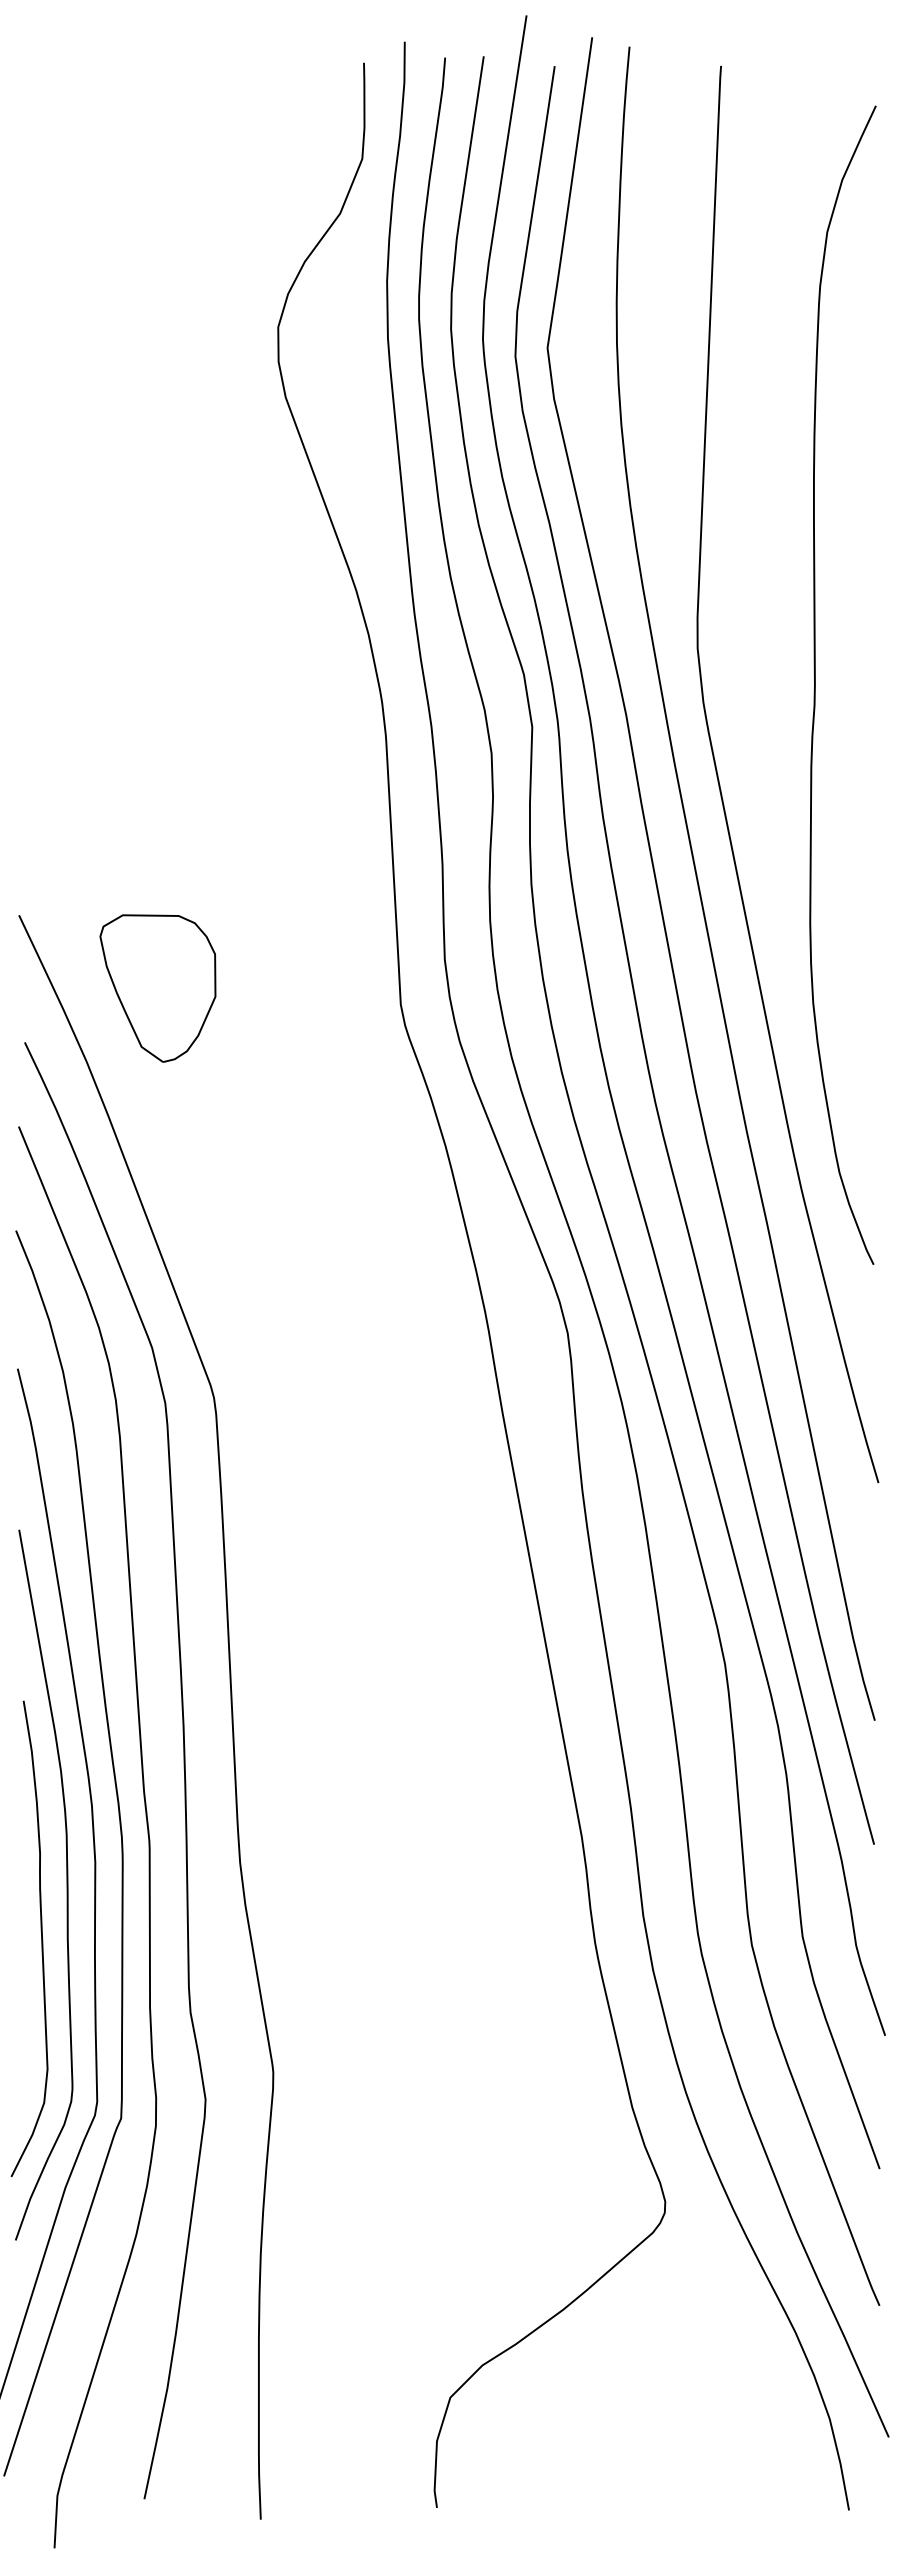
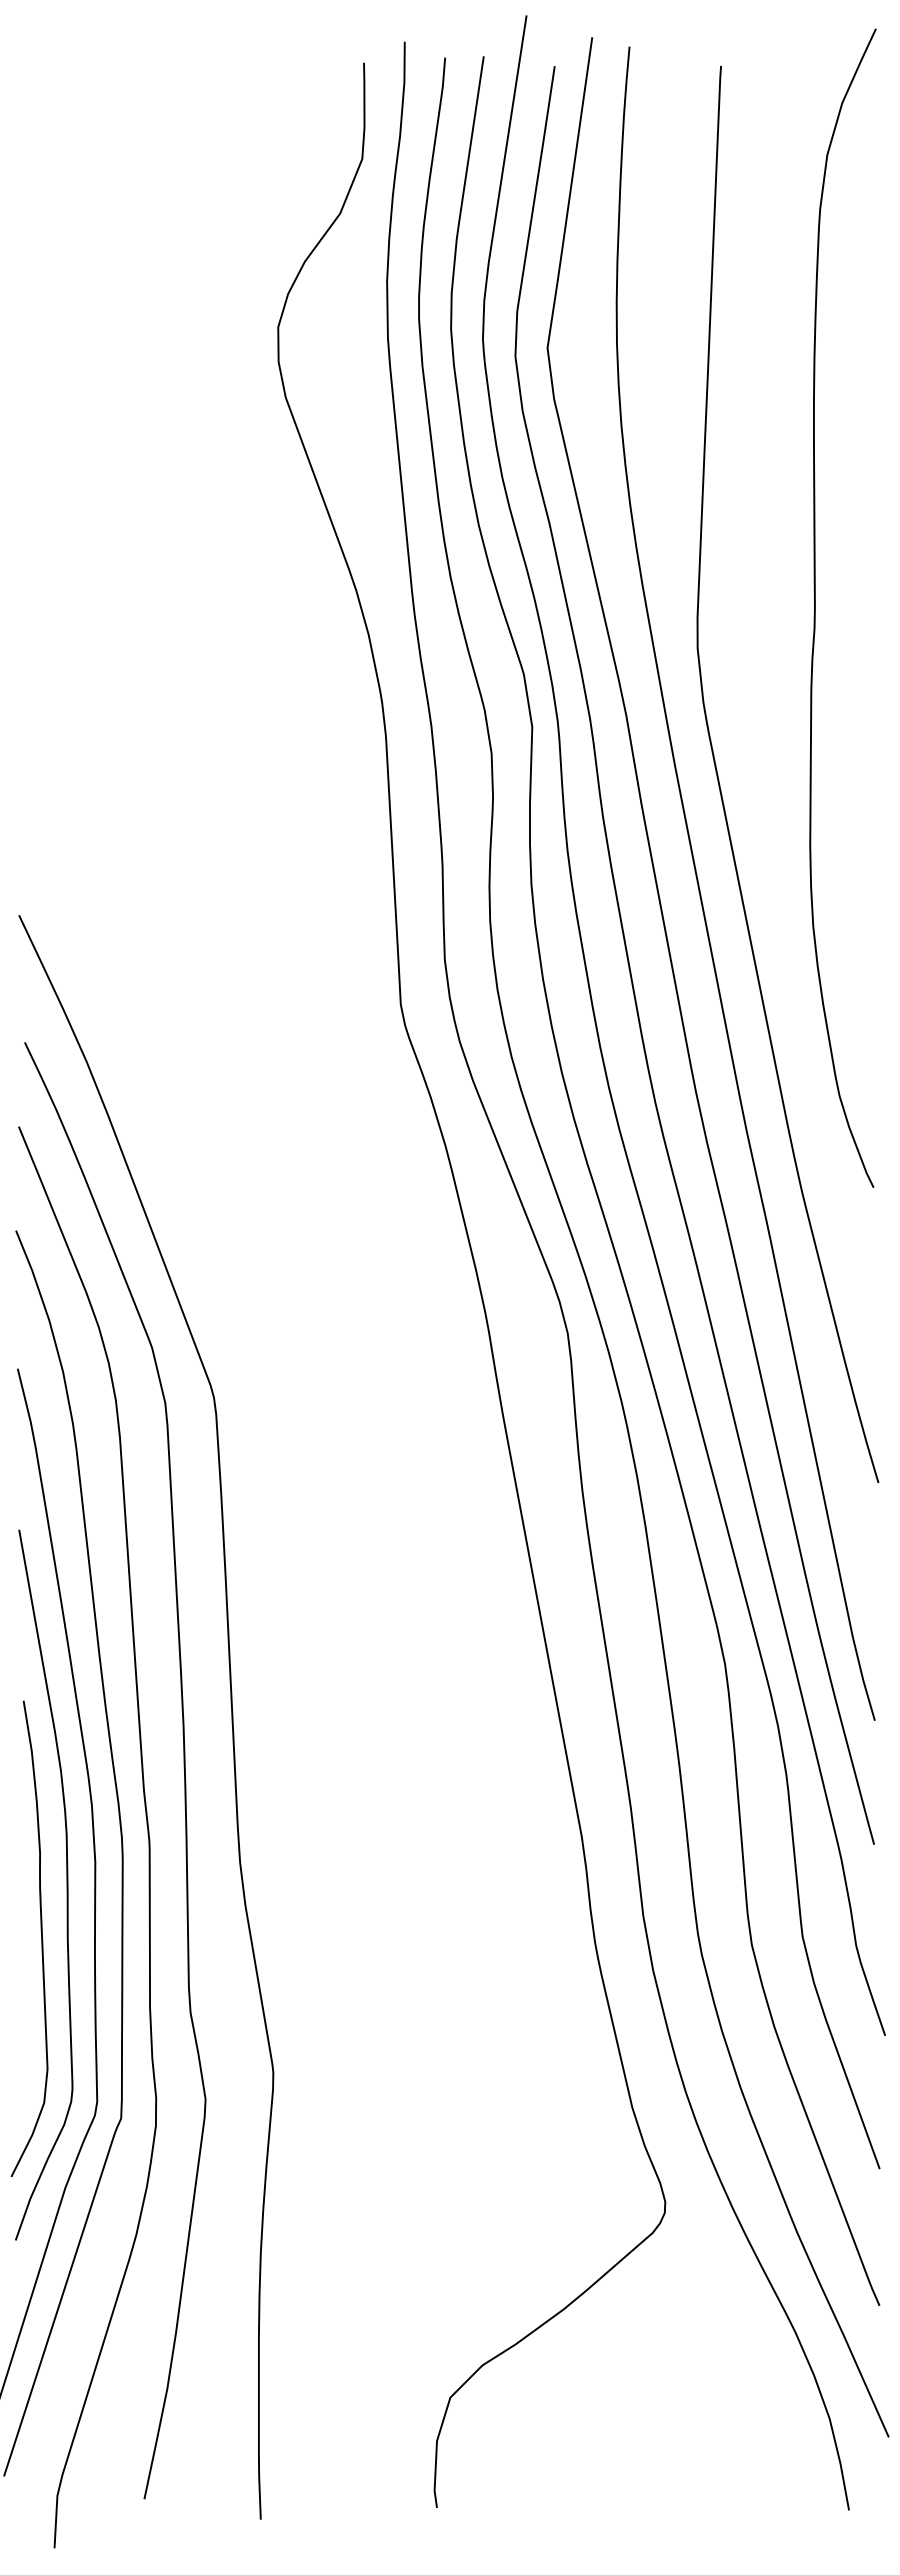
curve position: (815, 684) -> (815, 607) (815, 607)
part: present -> none (157, 988)
